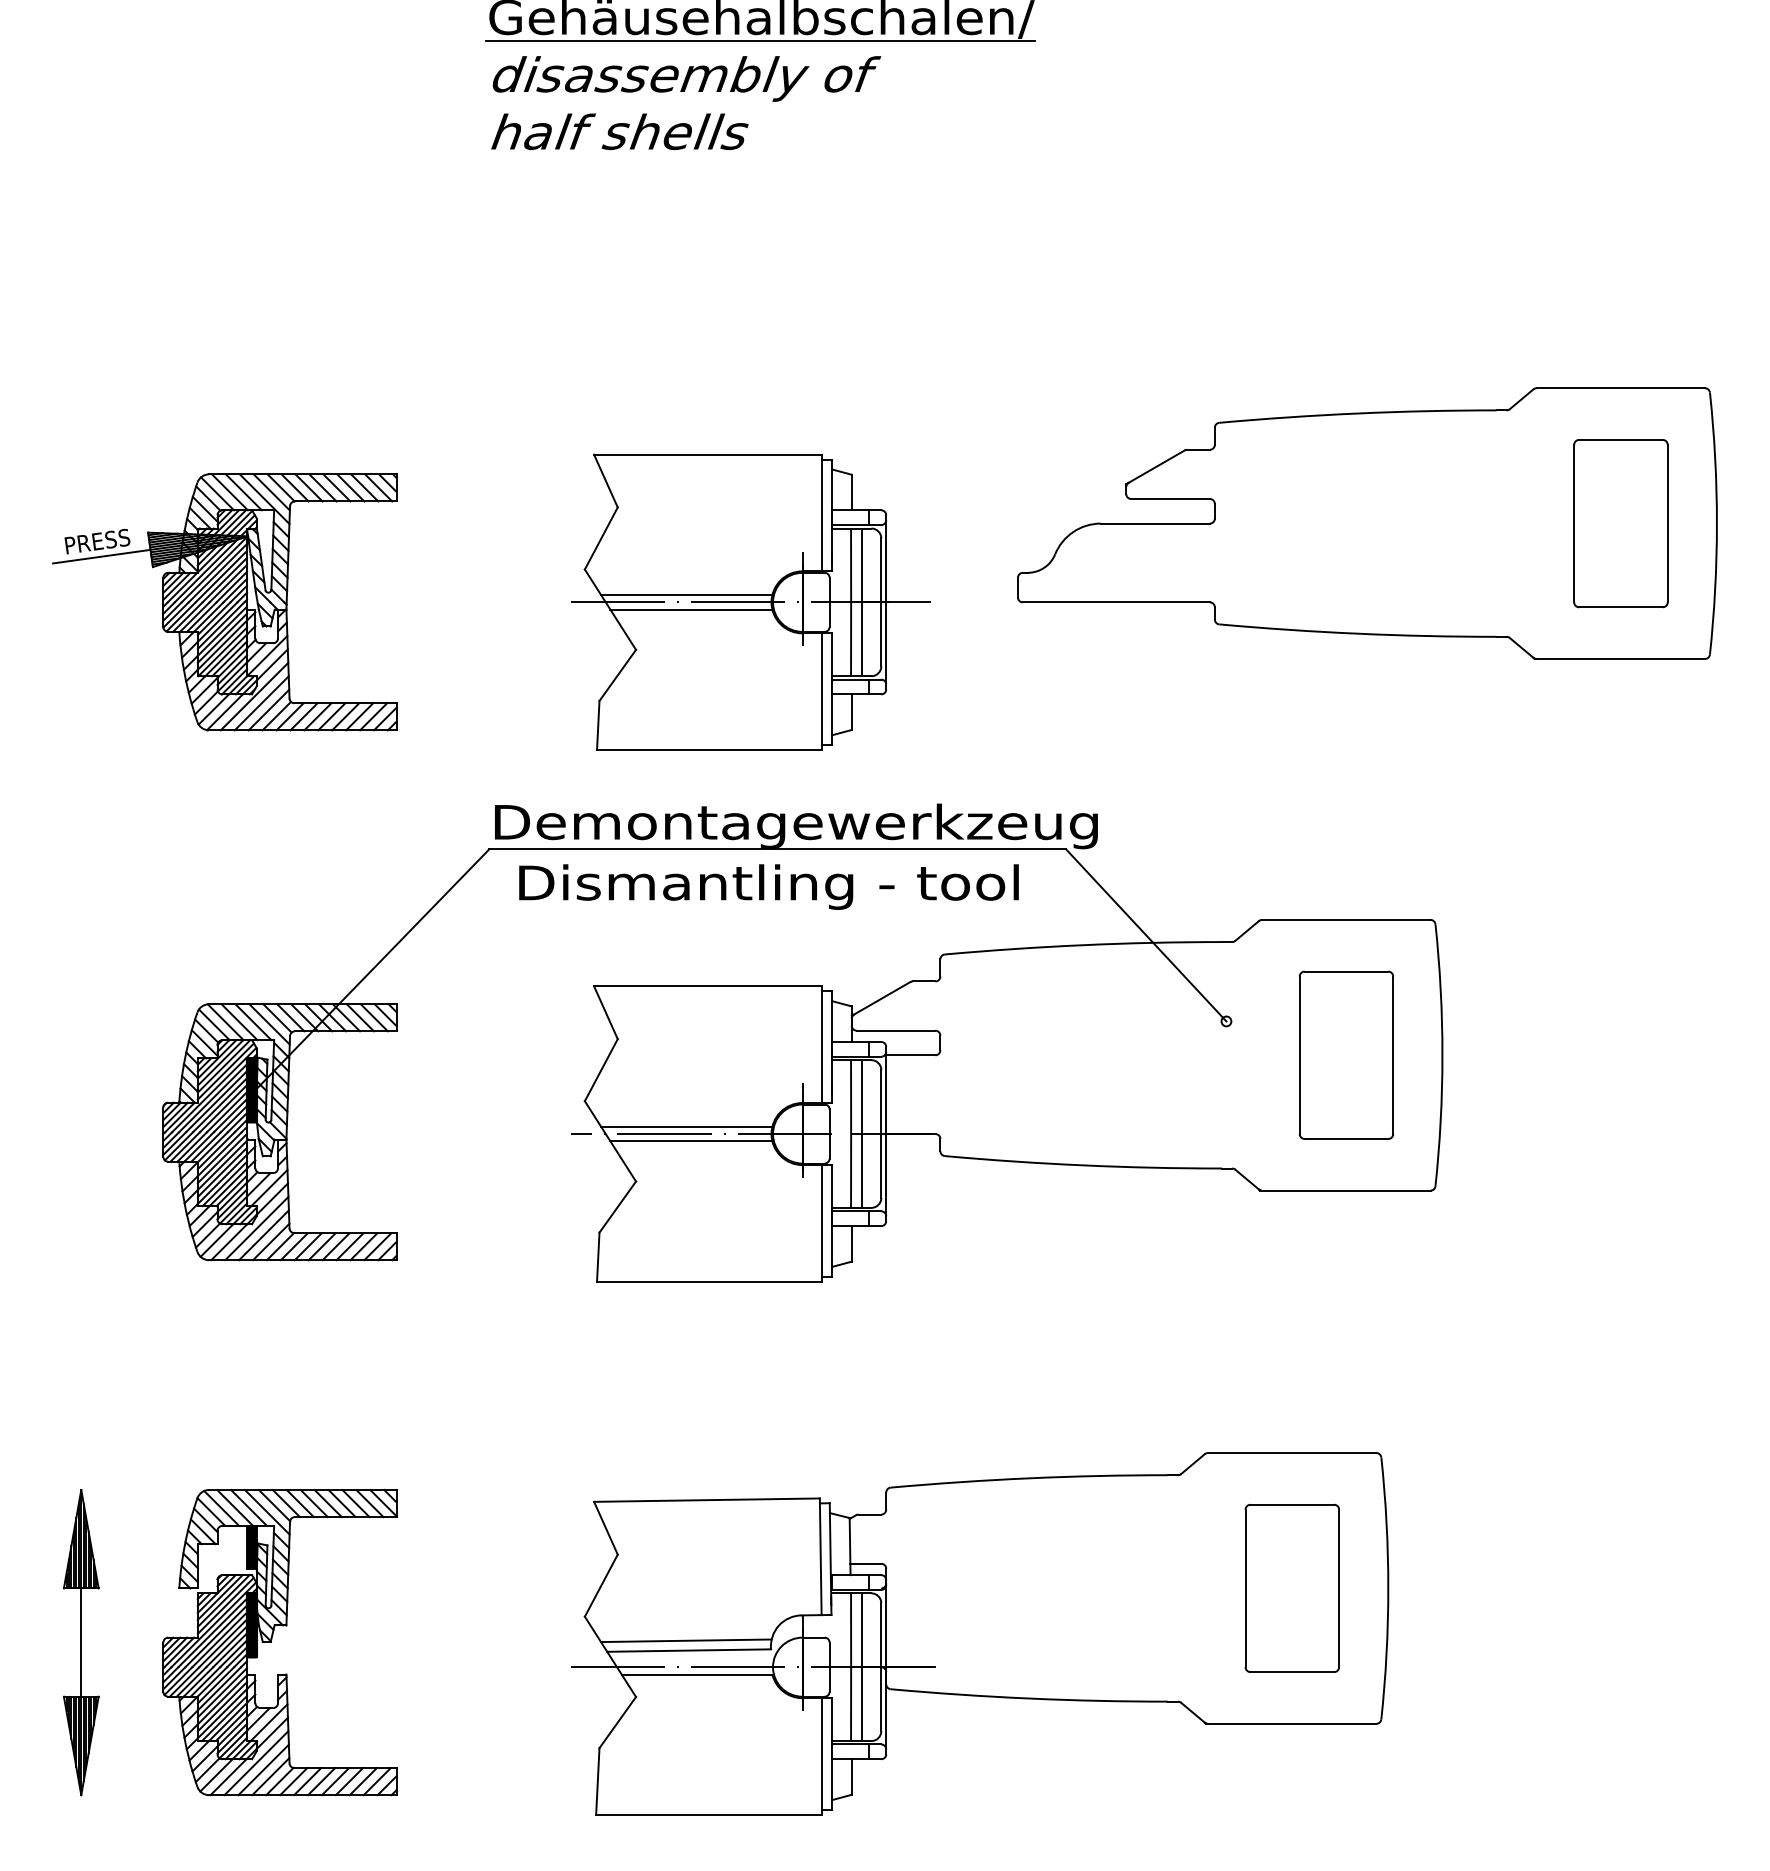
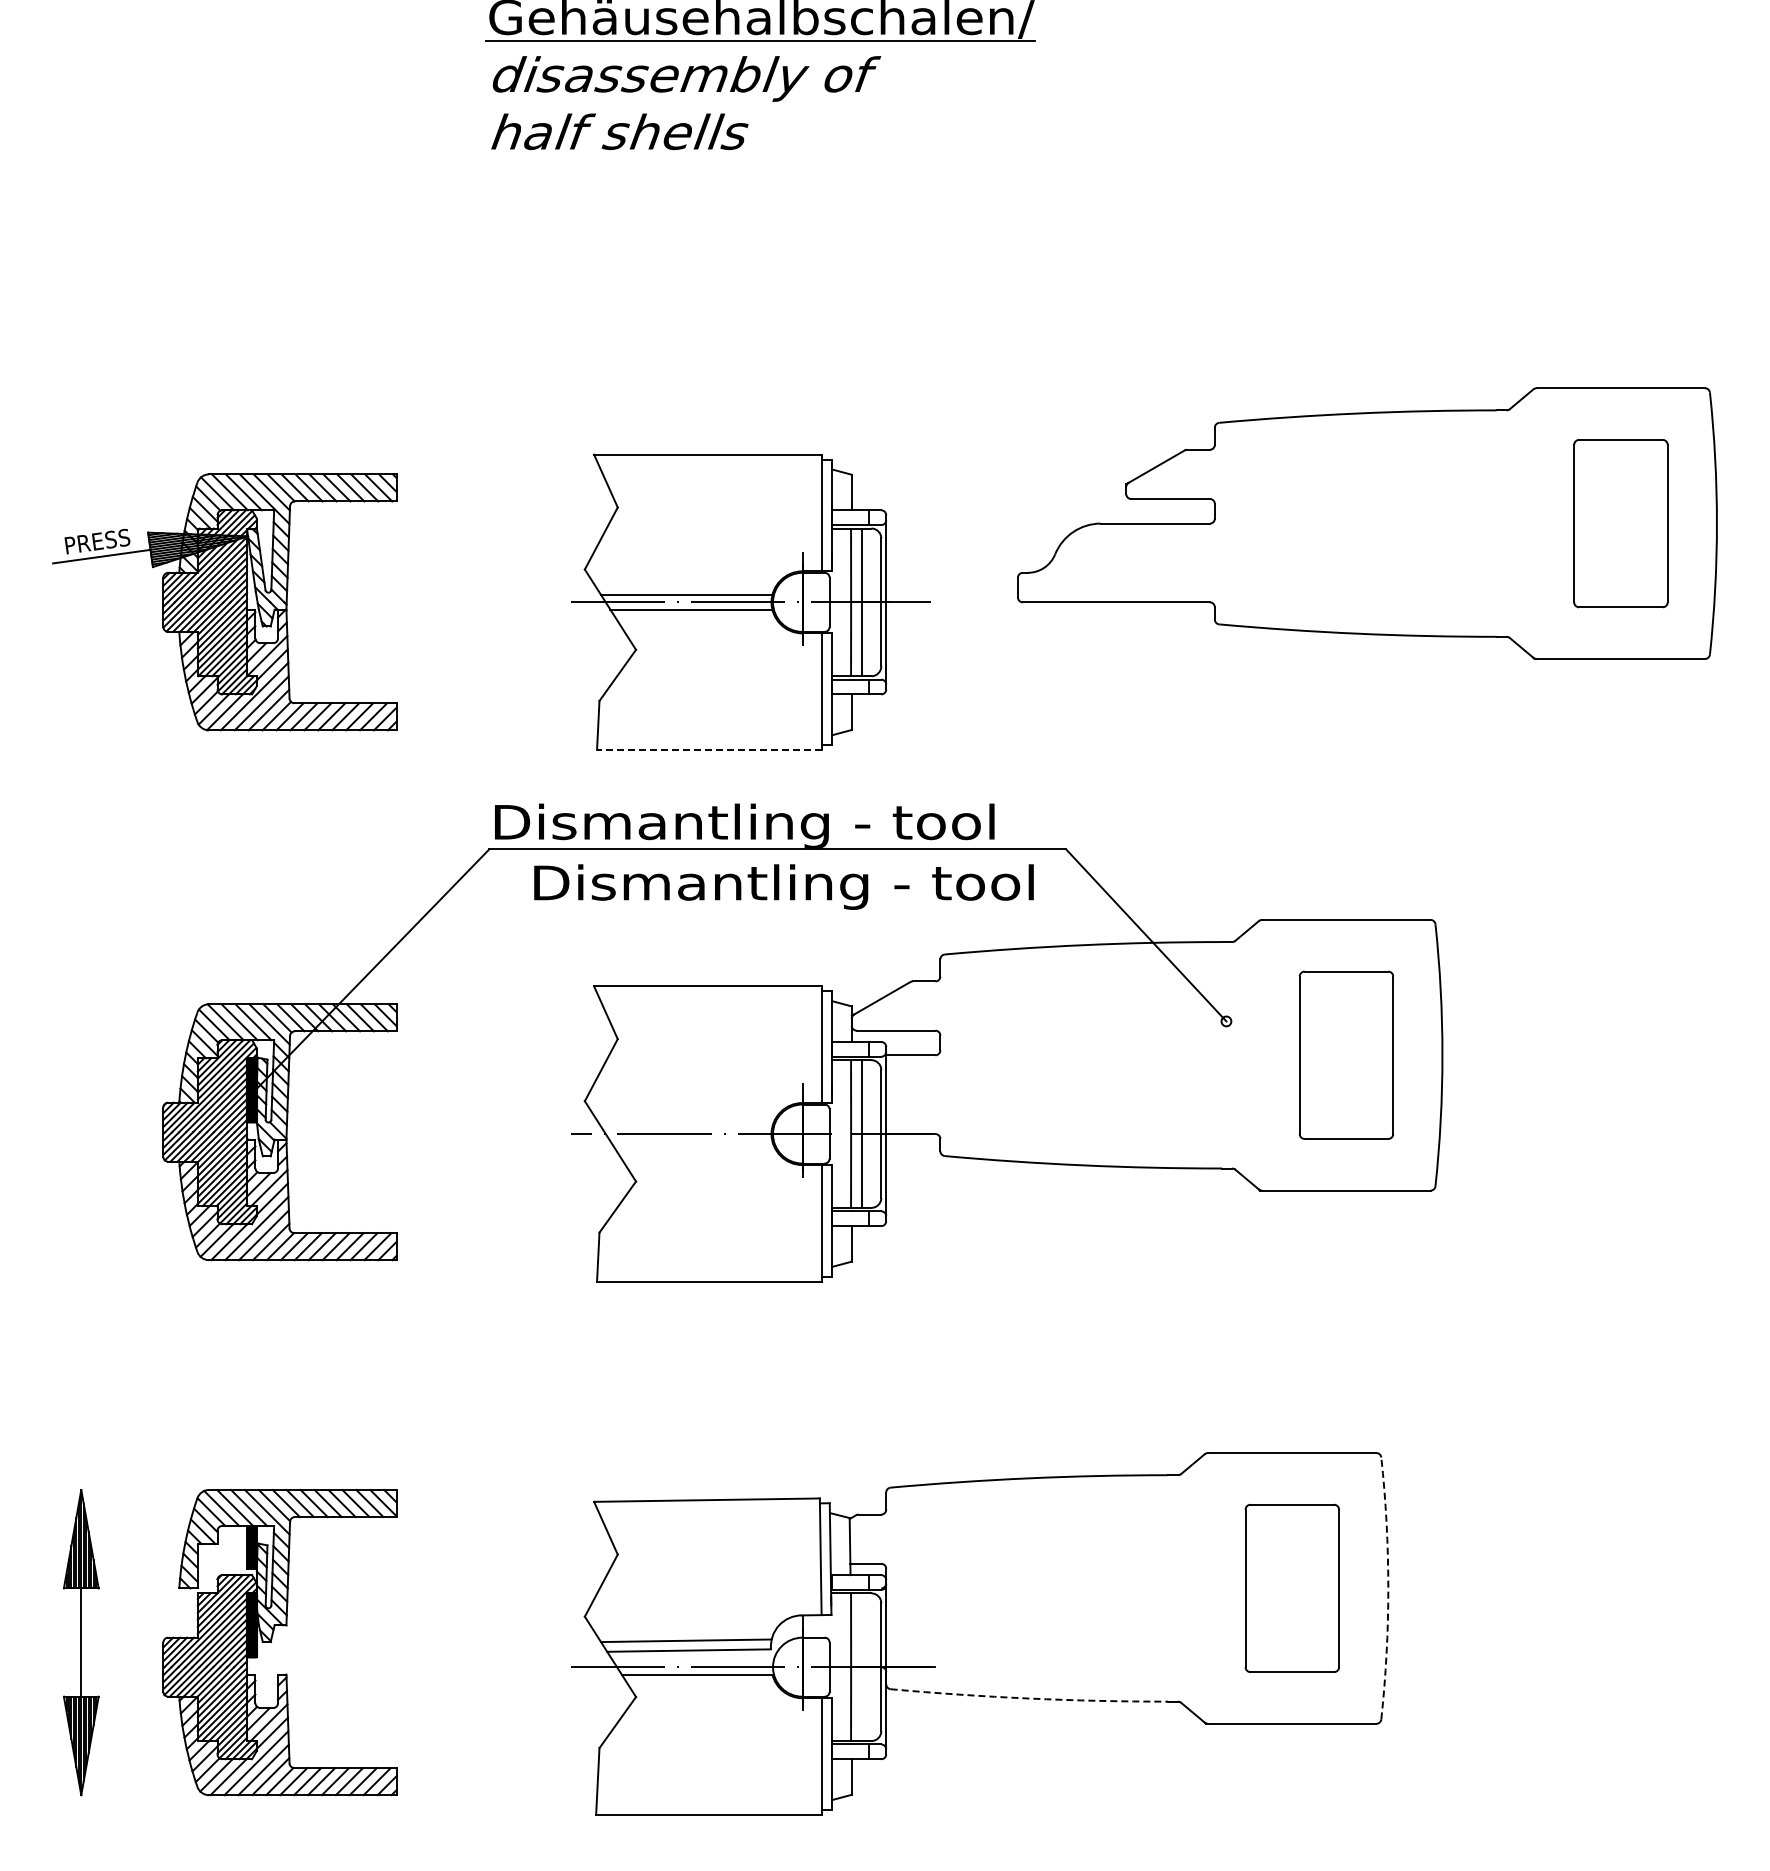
line: solid -> dashed (709, 750)
text: Demontagewerkzeug -> Dismantling - tool (816, 826)
text position: (768, 886) -> (783, 886) (783, 886)
line: present -> none (686, 1126)
line: present -> none (691, 1141)
arc: solid -> dashed (1388, 1588)
line: present -> none (861, 1667)
arc: solid -> dashed (1029, 1698)
